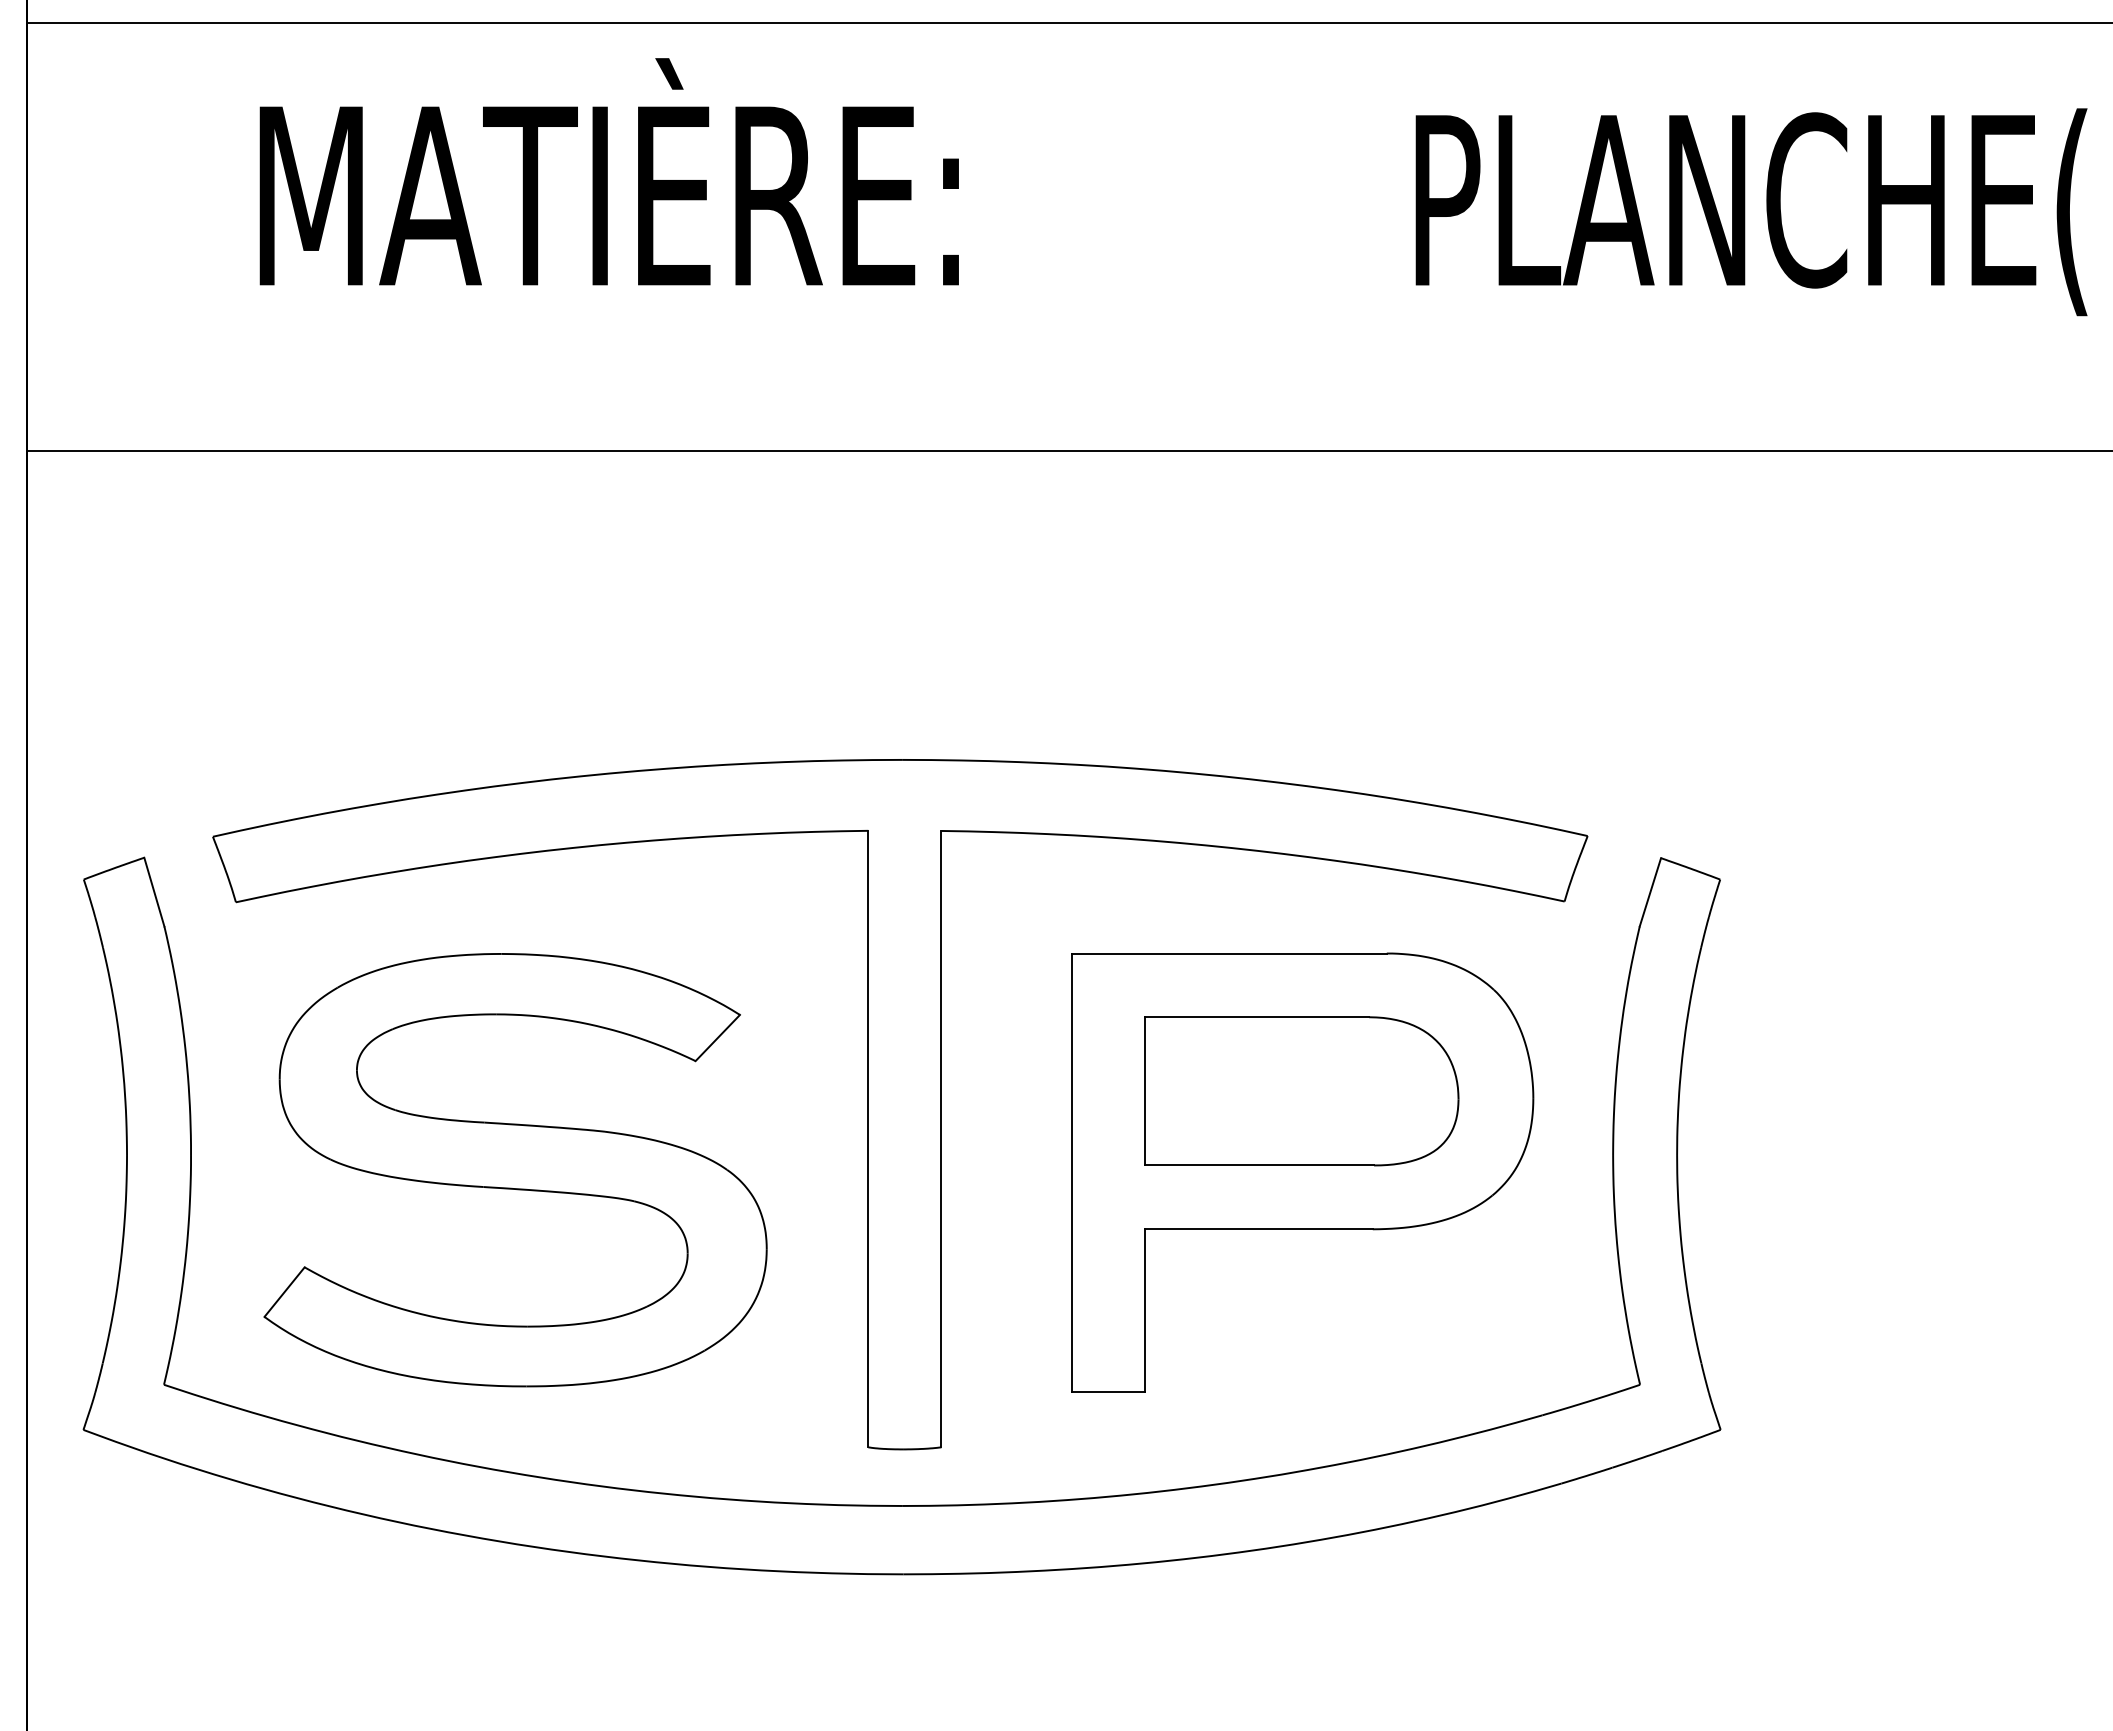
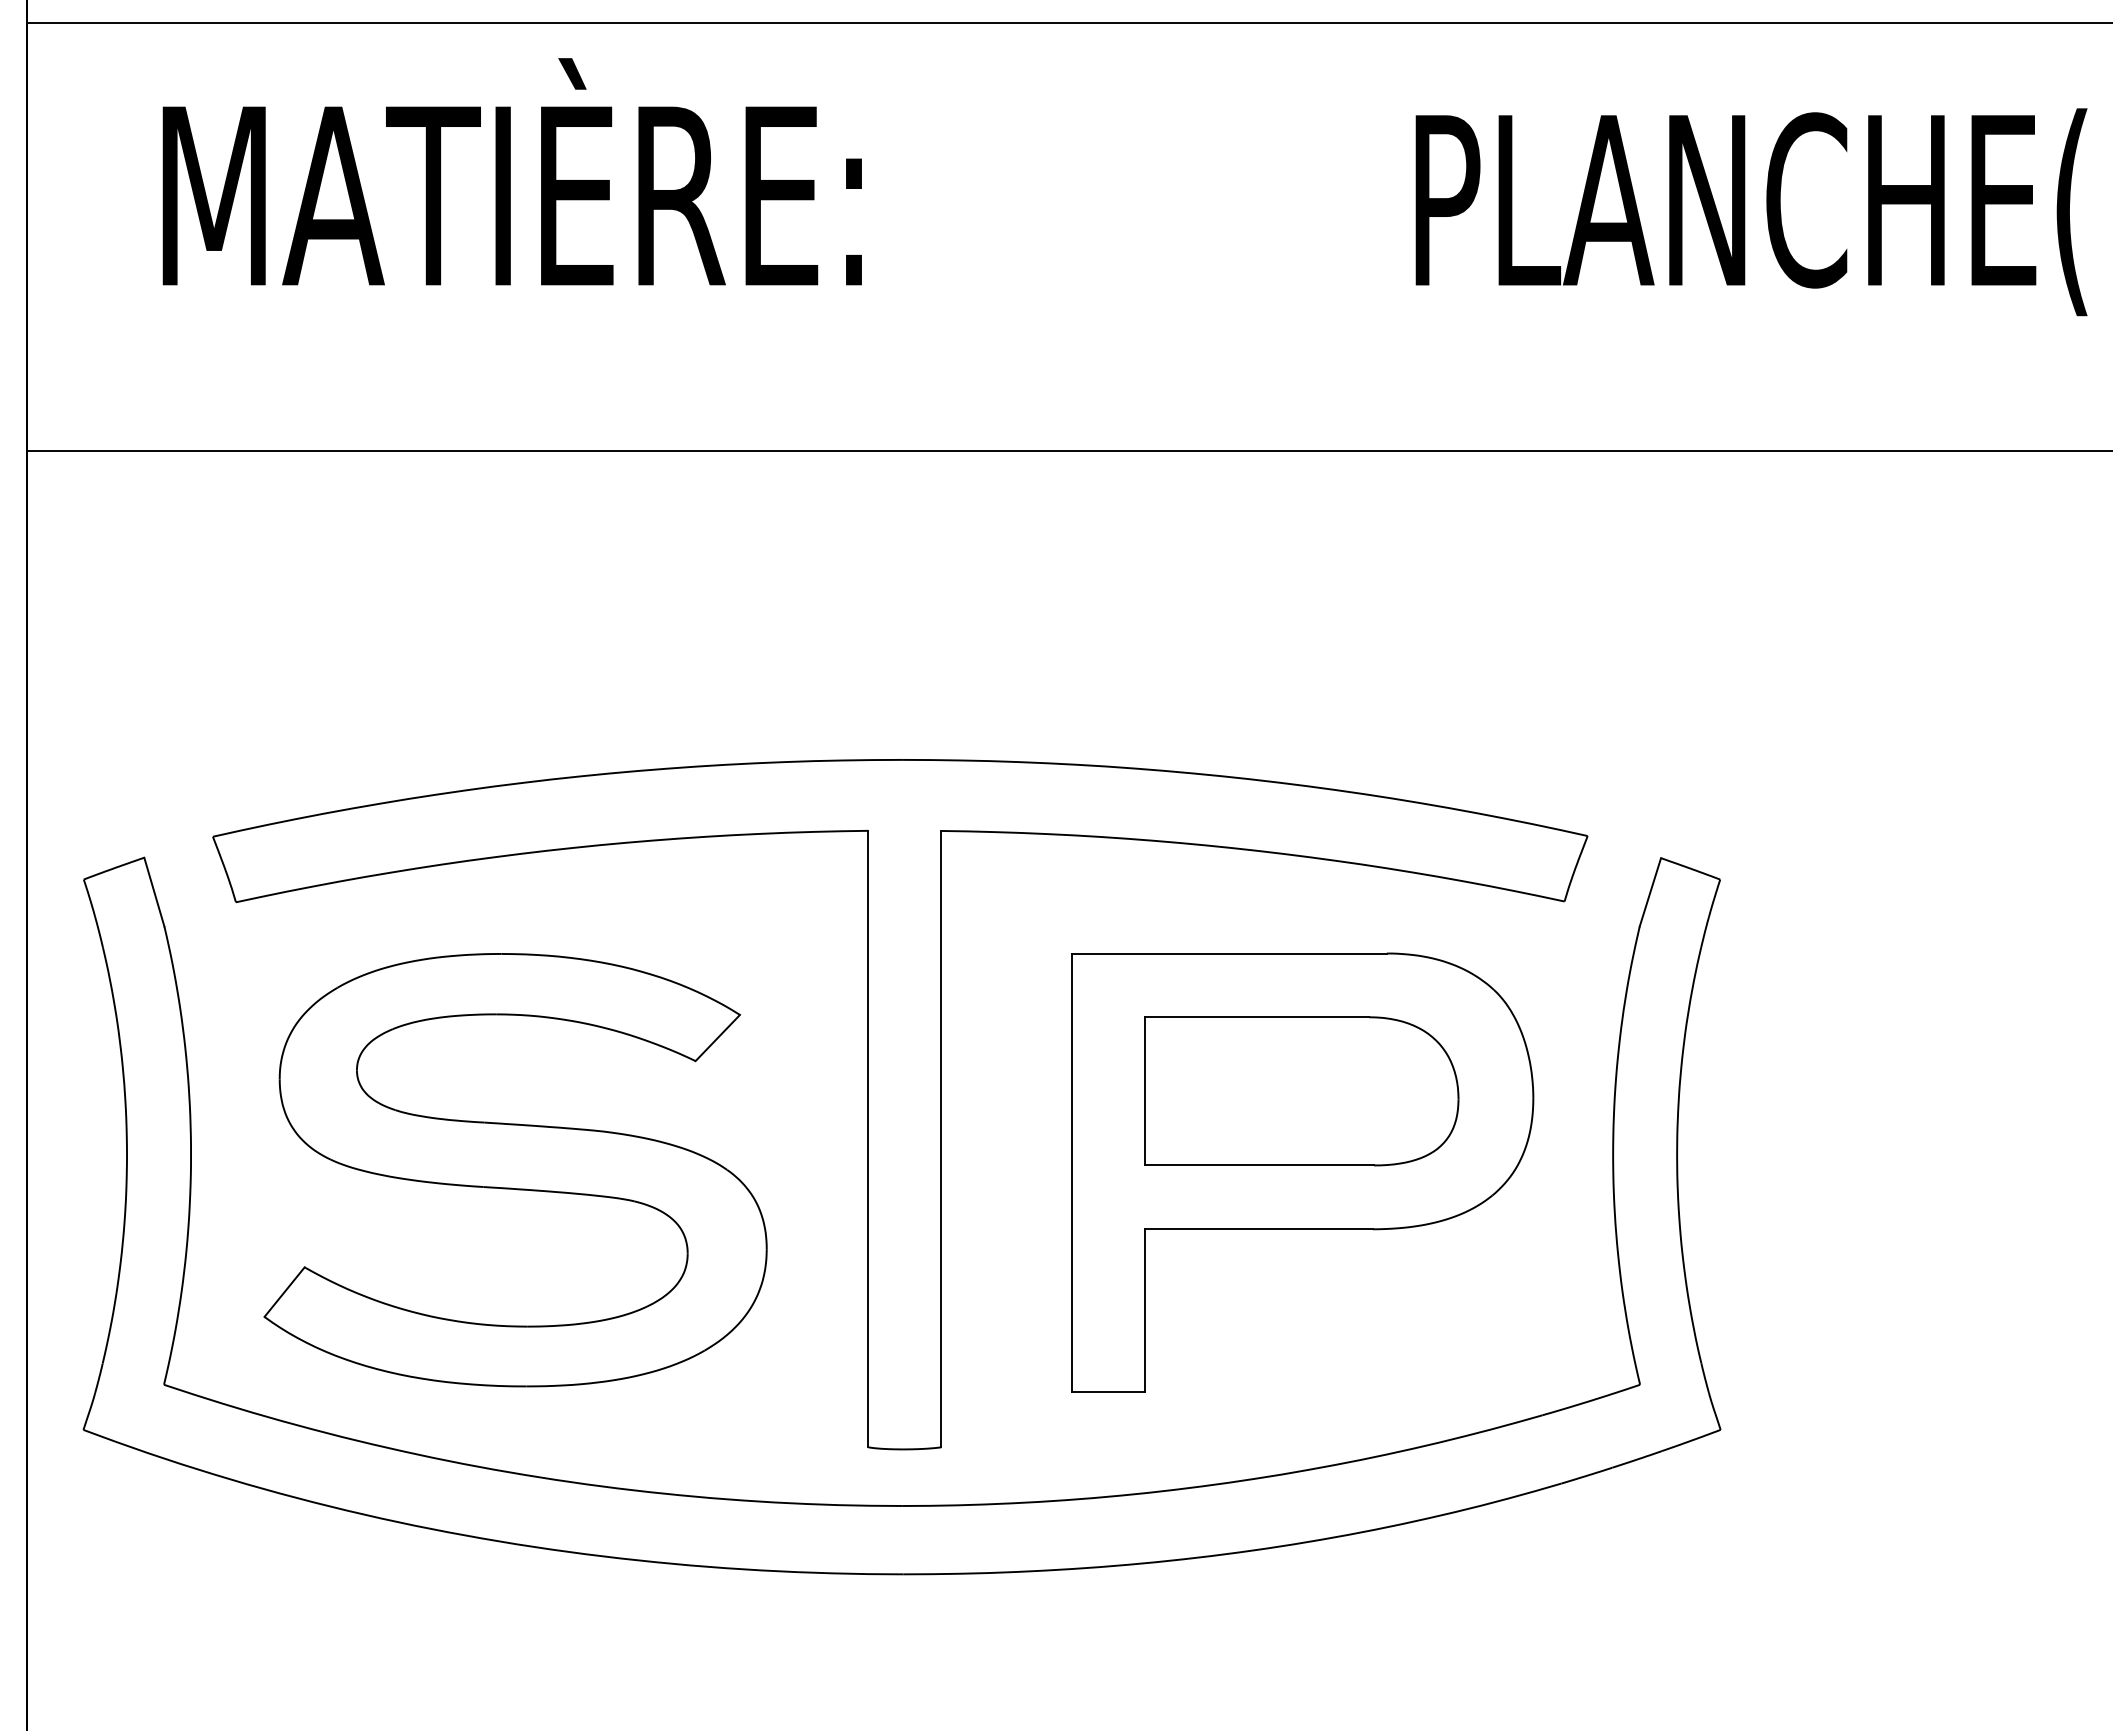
text position: (608, 171) -> (511, 171) (511, 171)
